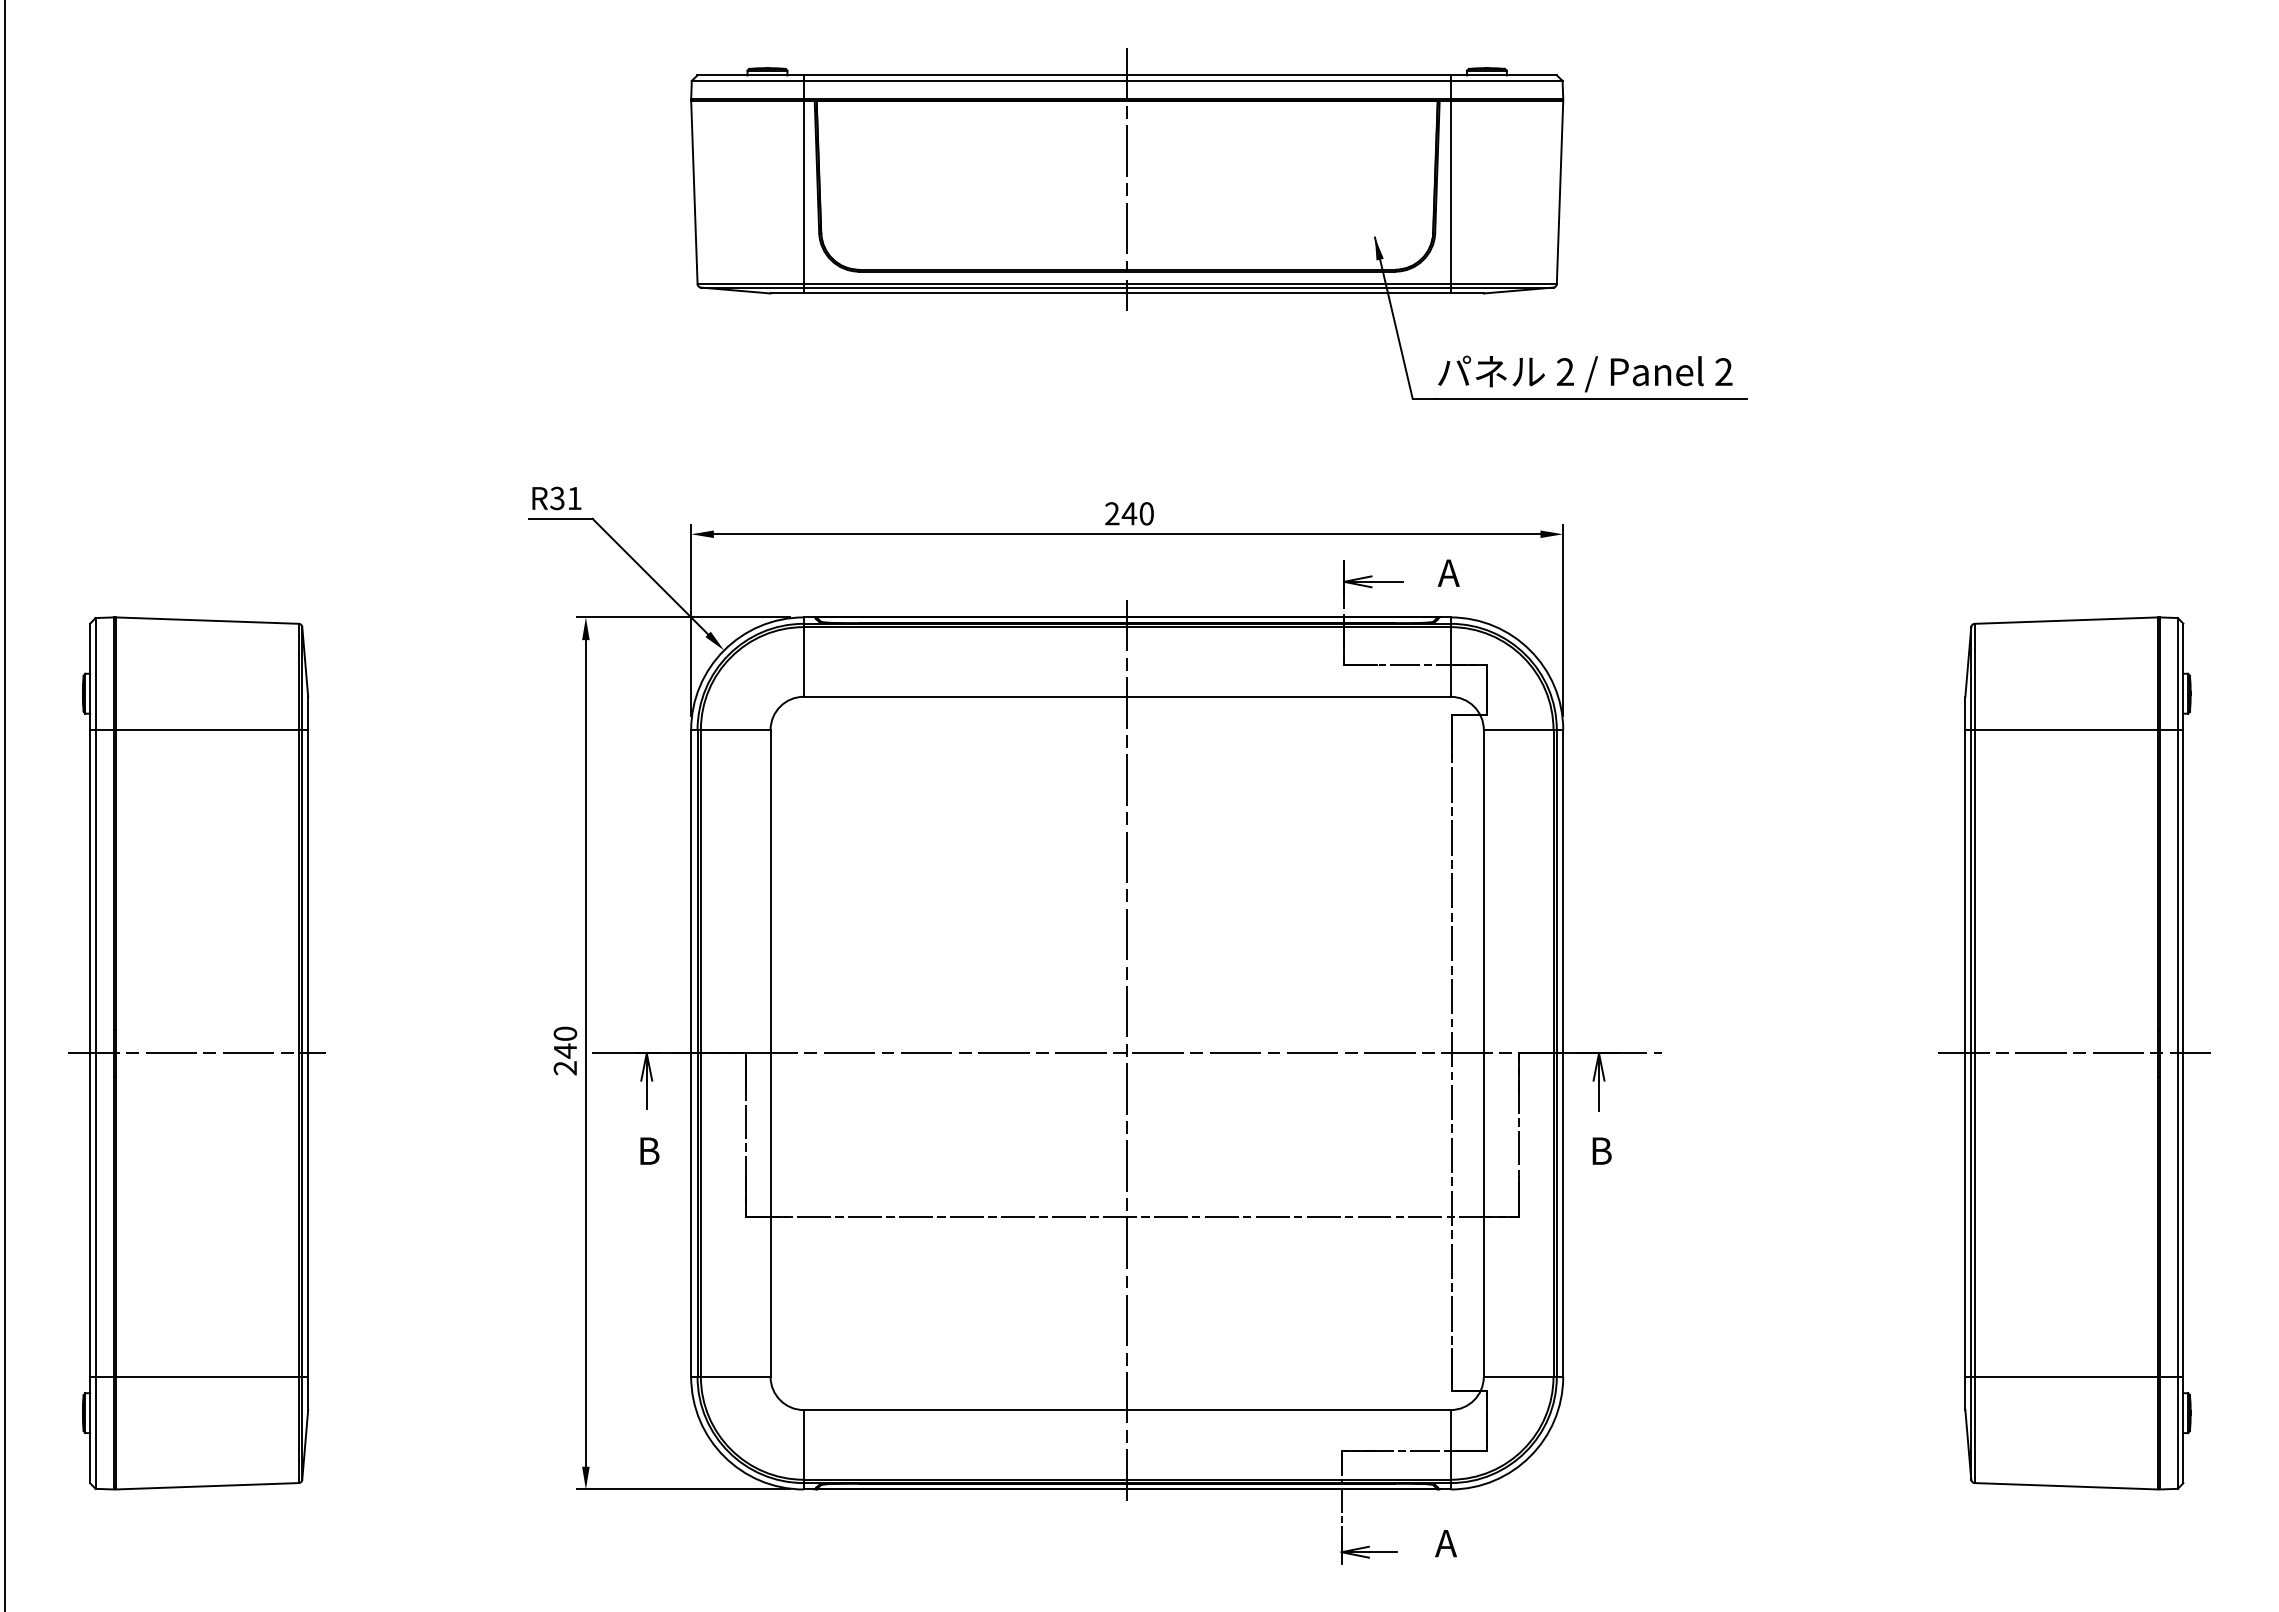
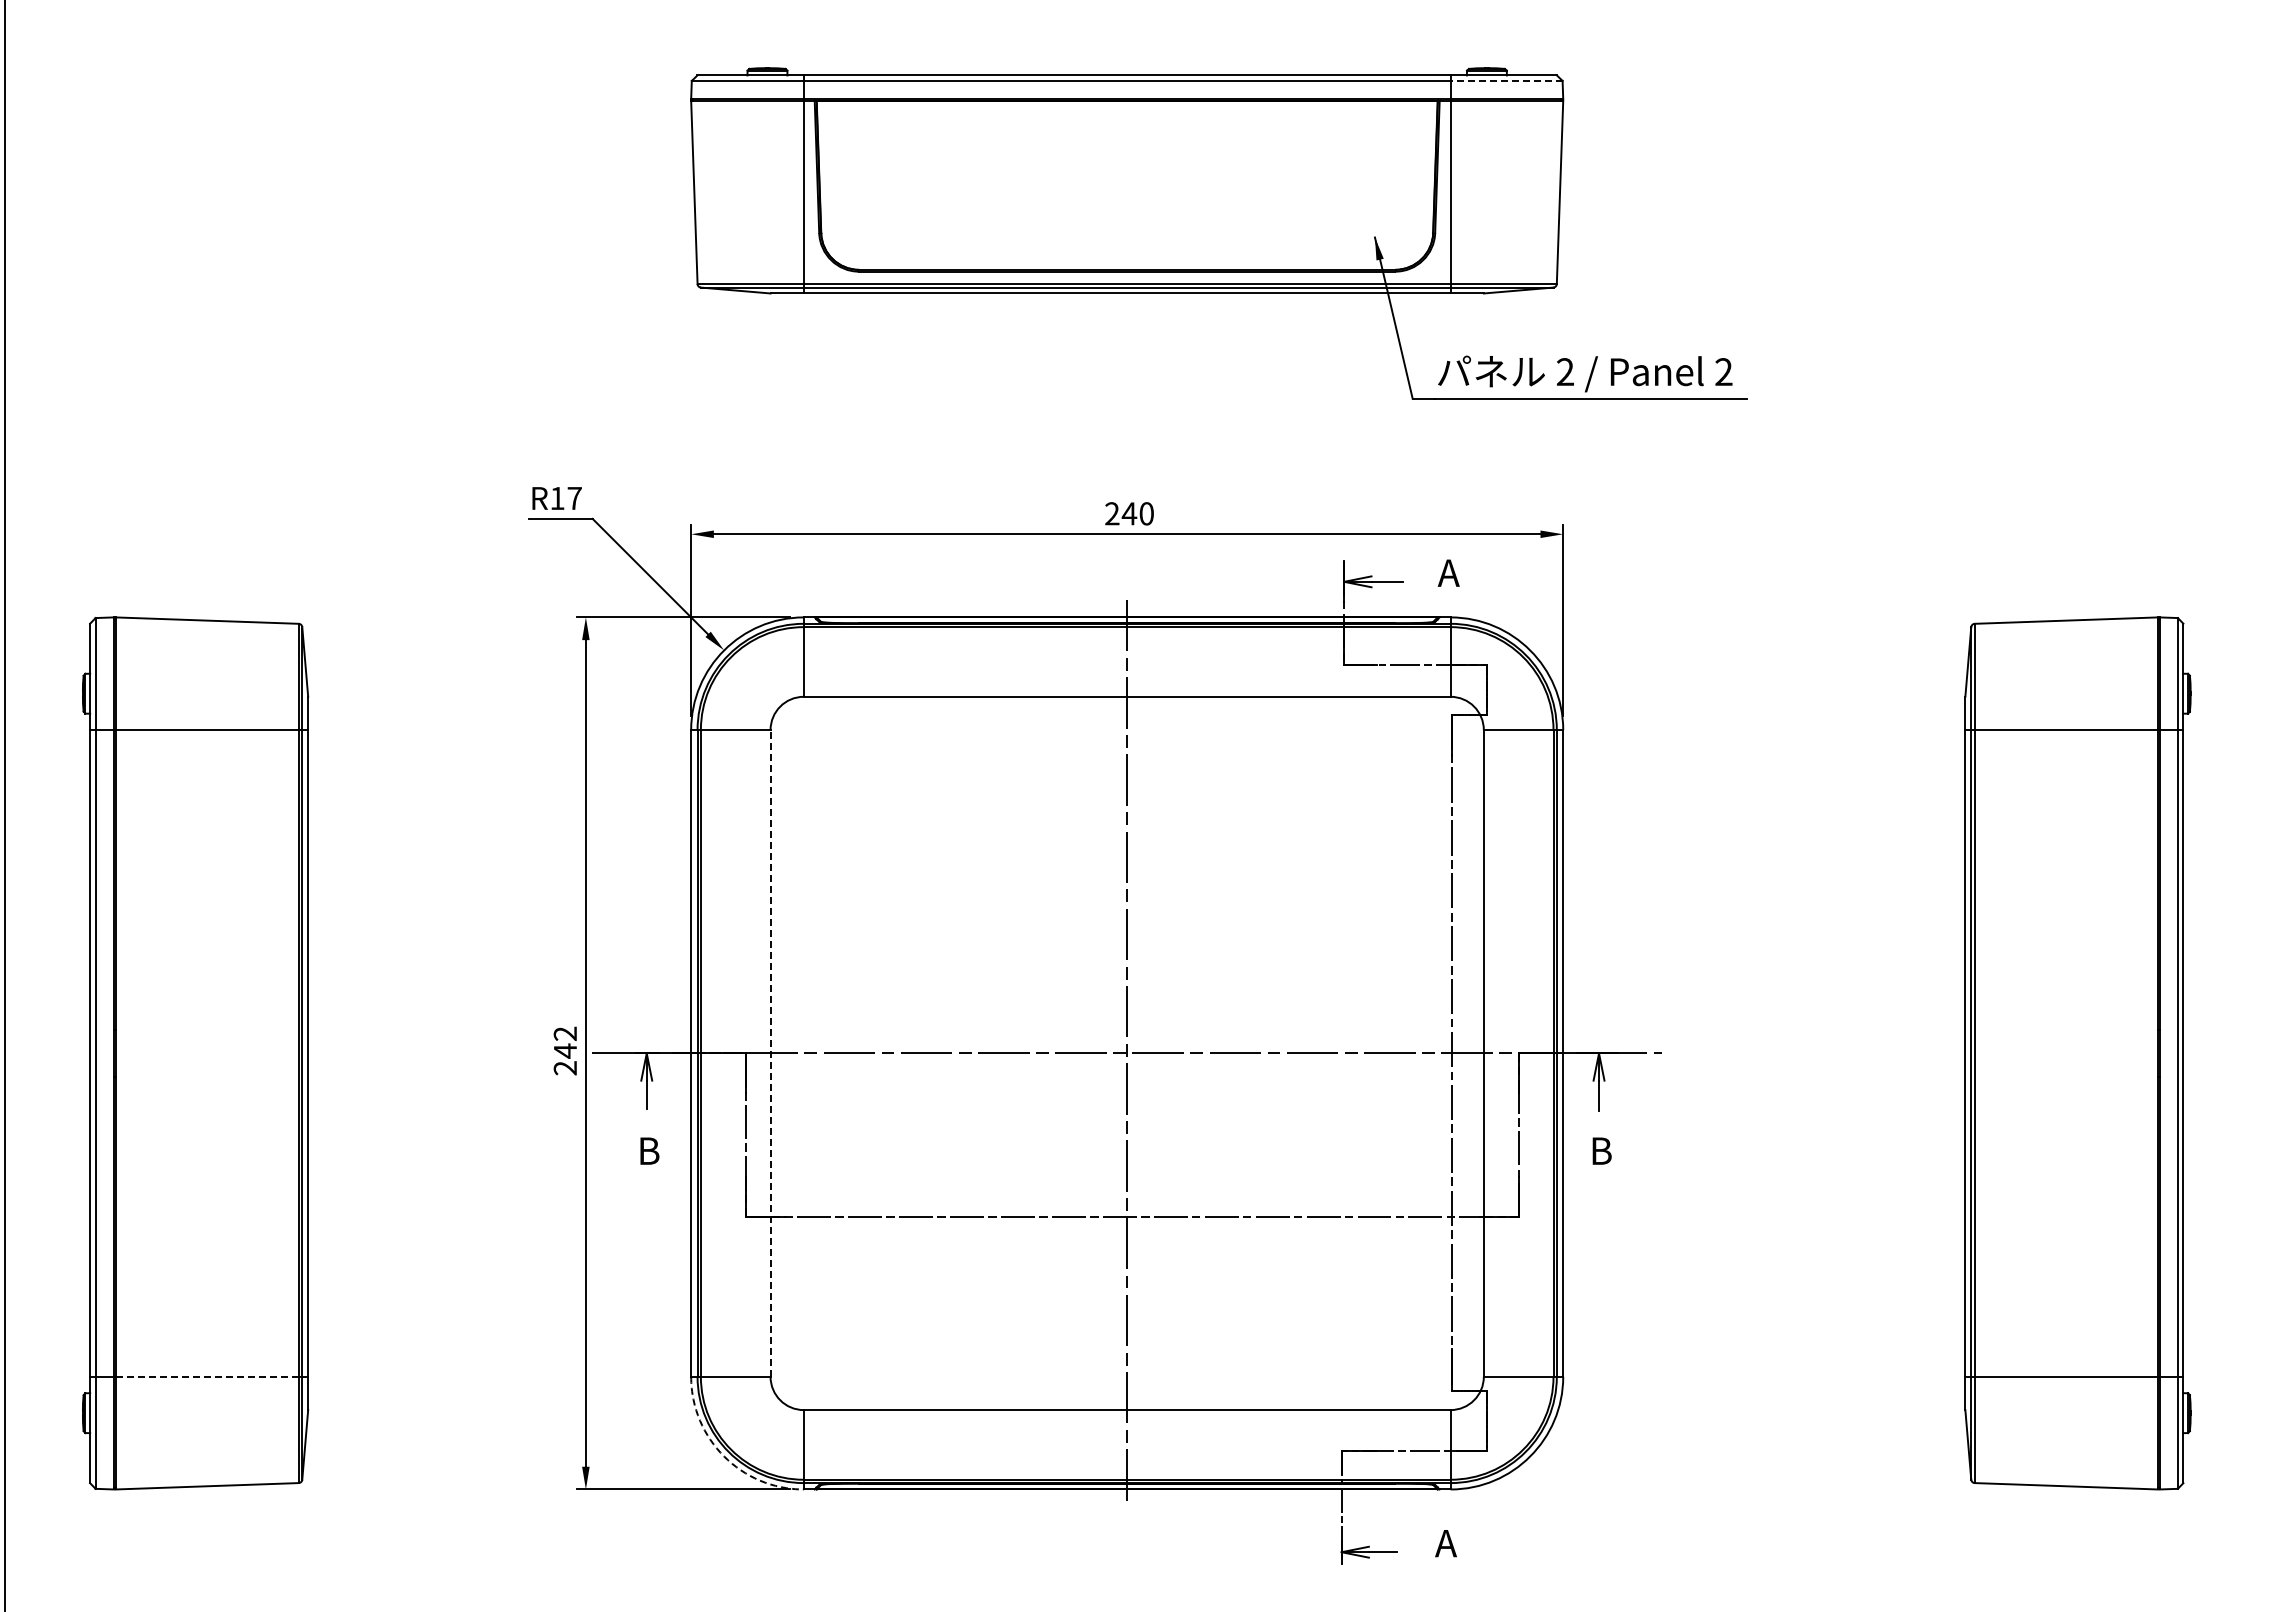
line: solid -> dashed (1506, 80)
line: present -> none (1127, 179)
text: R31 -> R17 (565, 498)
text: 240 -> 242 (565, 1033)
line: solid -> dashed (770, 1052)
line: present -> none (197, 1053)
line: present -> none (2074, 1053)
line: solid -> dashed (207, 1376)
arc: solid -> dashed (724, 1456)
